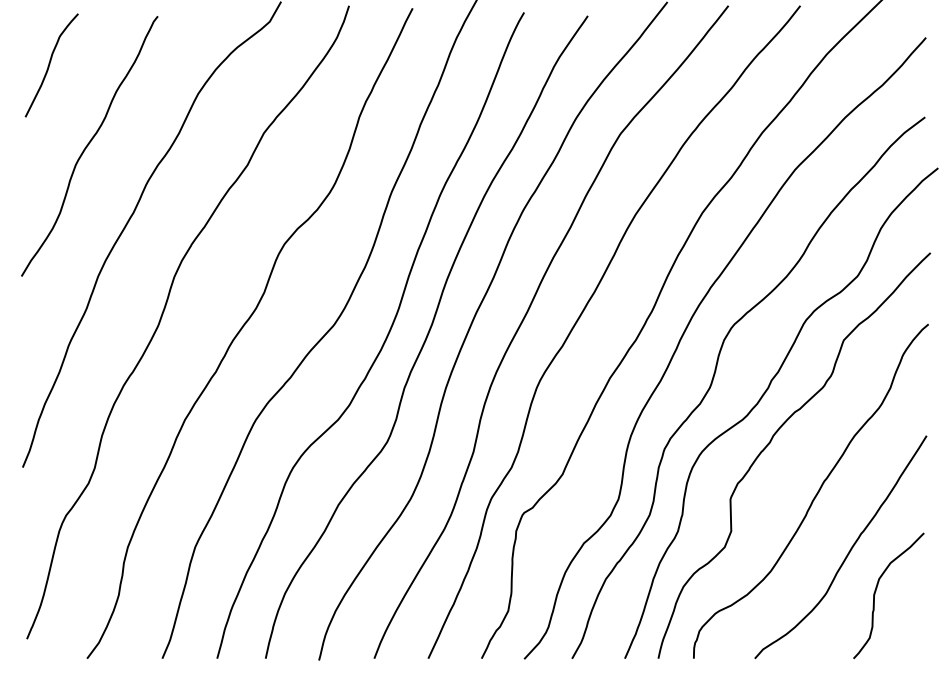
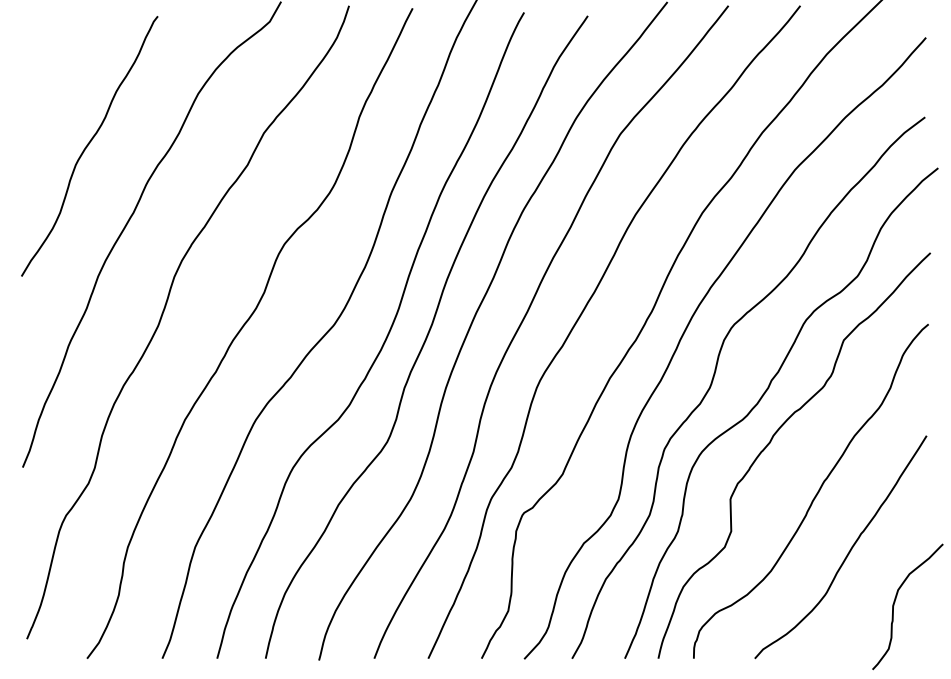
curve: present -> none (50, 64)
curve position: (876, 591) -> (895, 602) (895, 602)
